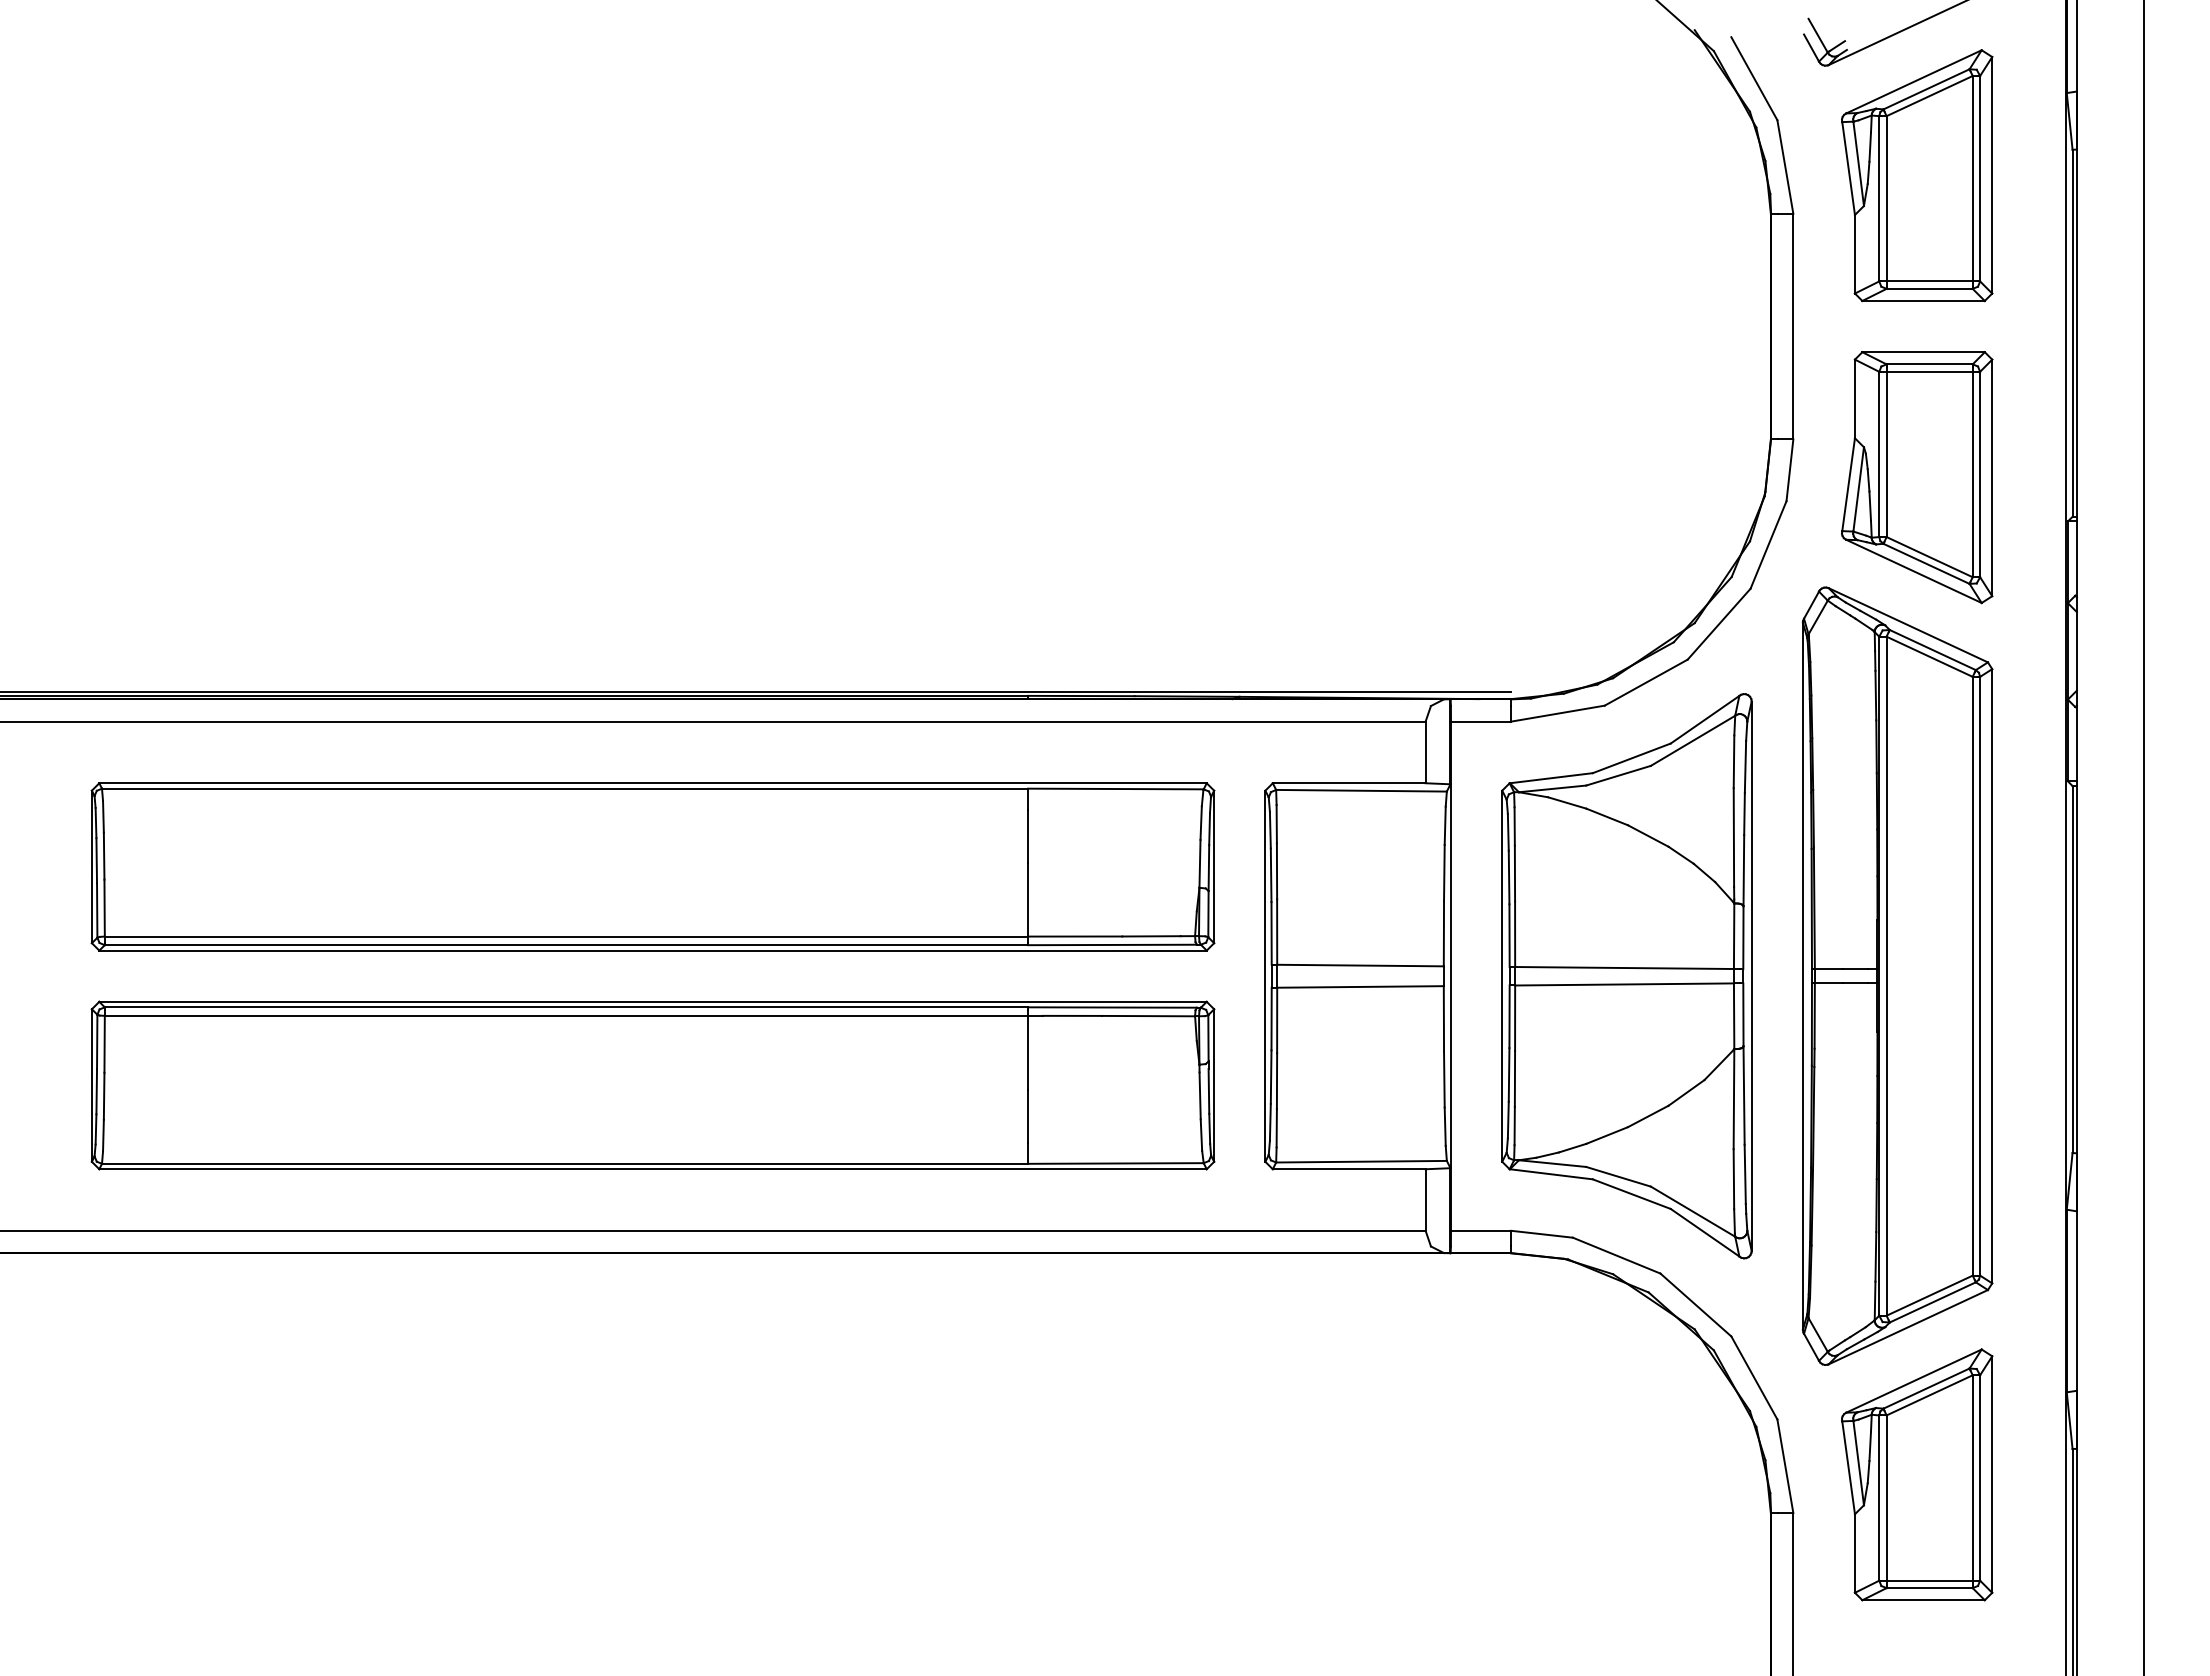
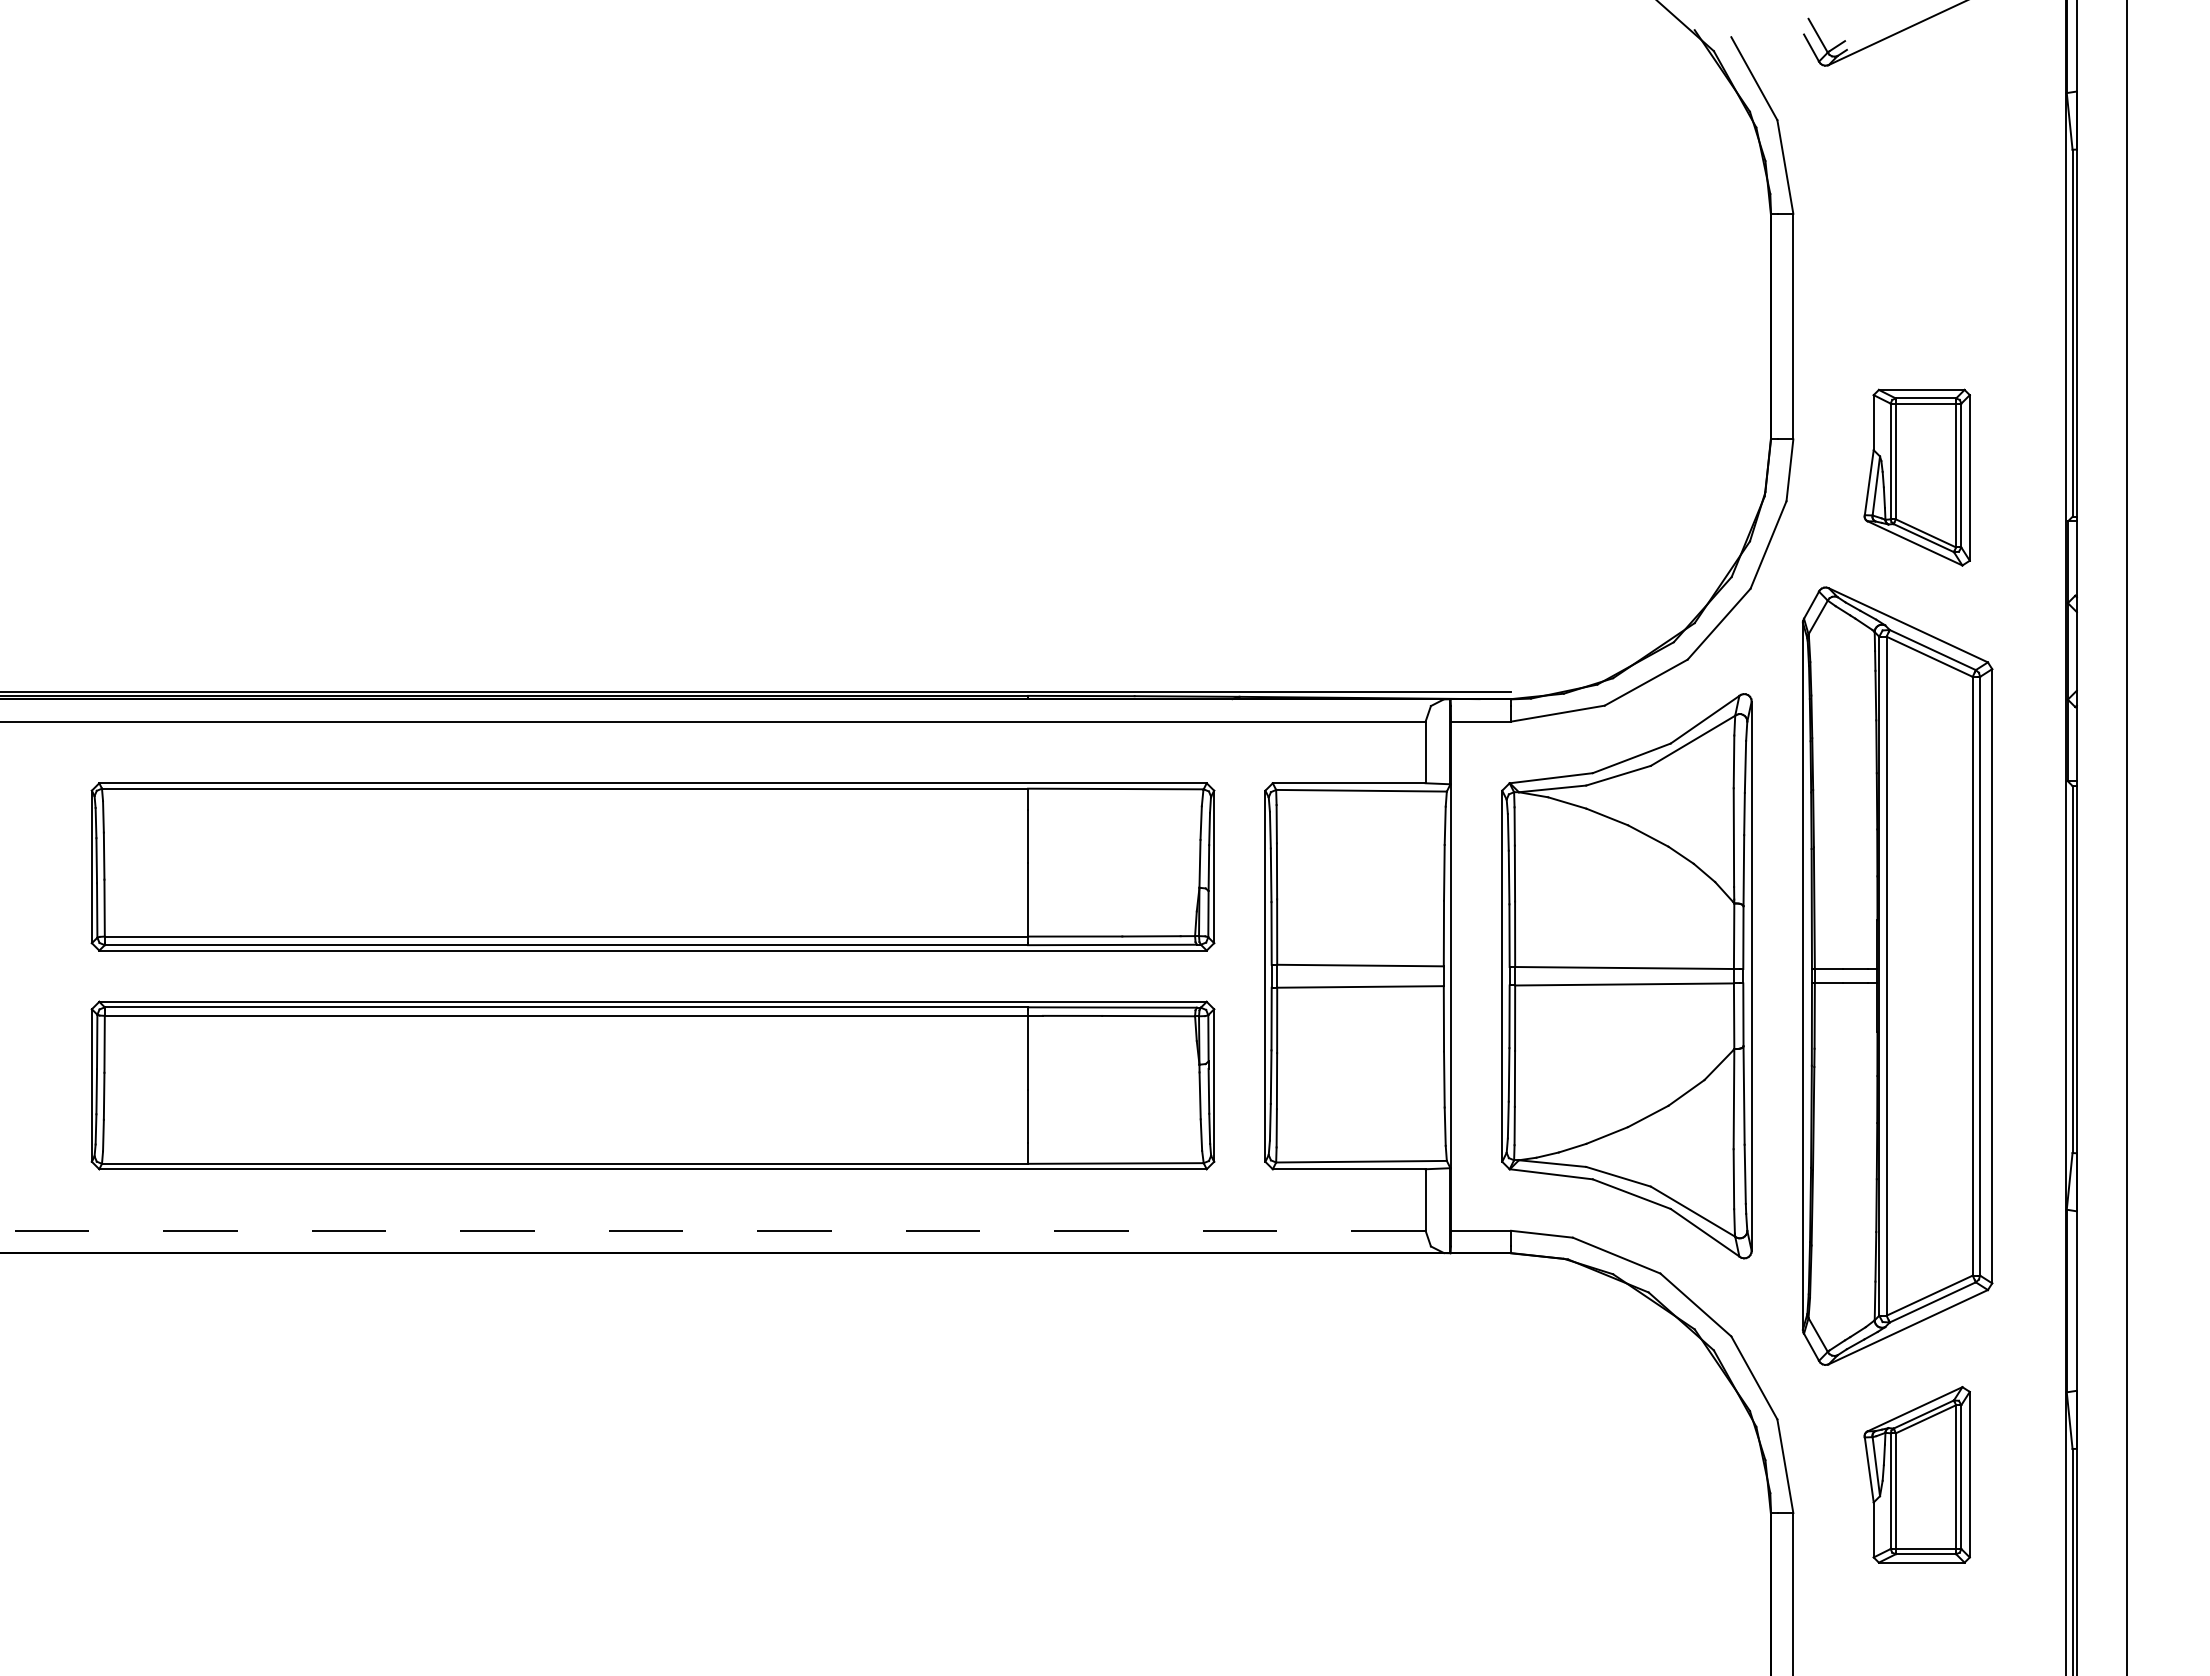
part: present -> none (1917, 175)
part size: 153x254 px -> 108x179 px (1916, 477)
line position: (2143, 837) -> (2126, 837) (2126, 837)
line: solid -> dashed (712, 1230)
part size: 153x254 px -> 108x178 px (1916, 1474)
